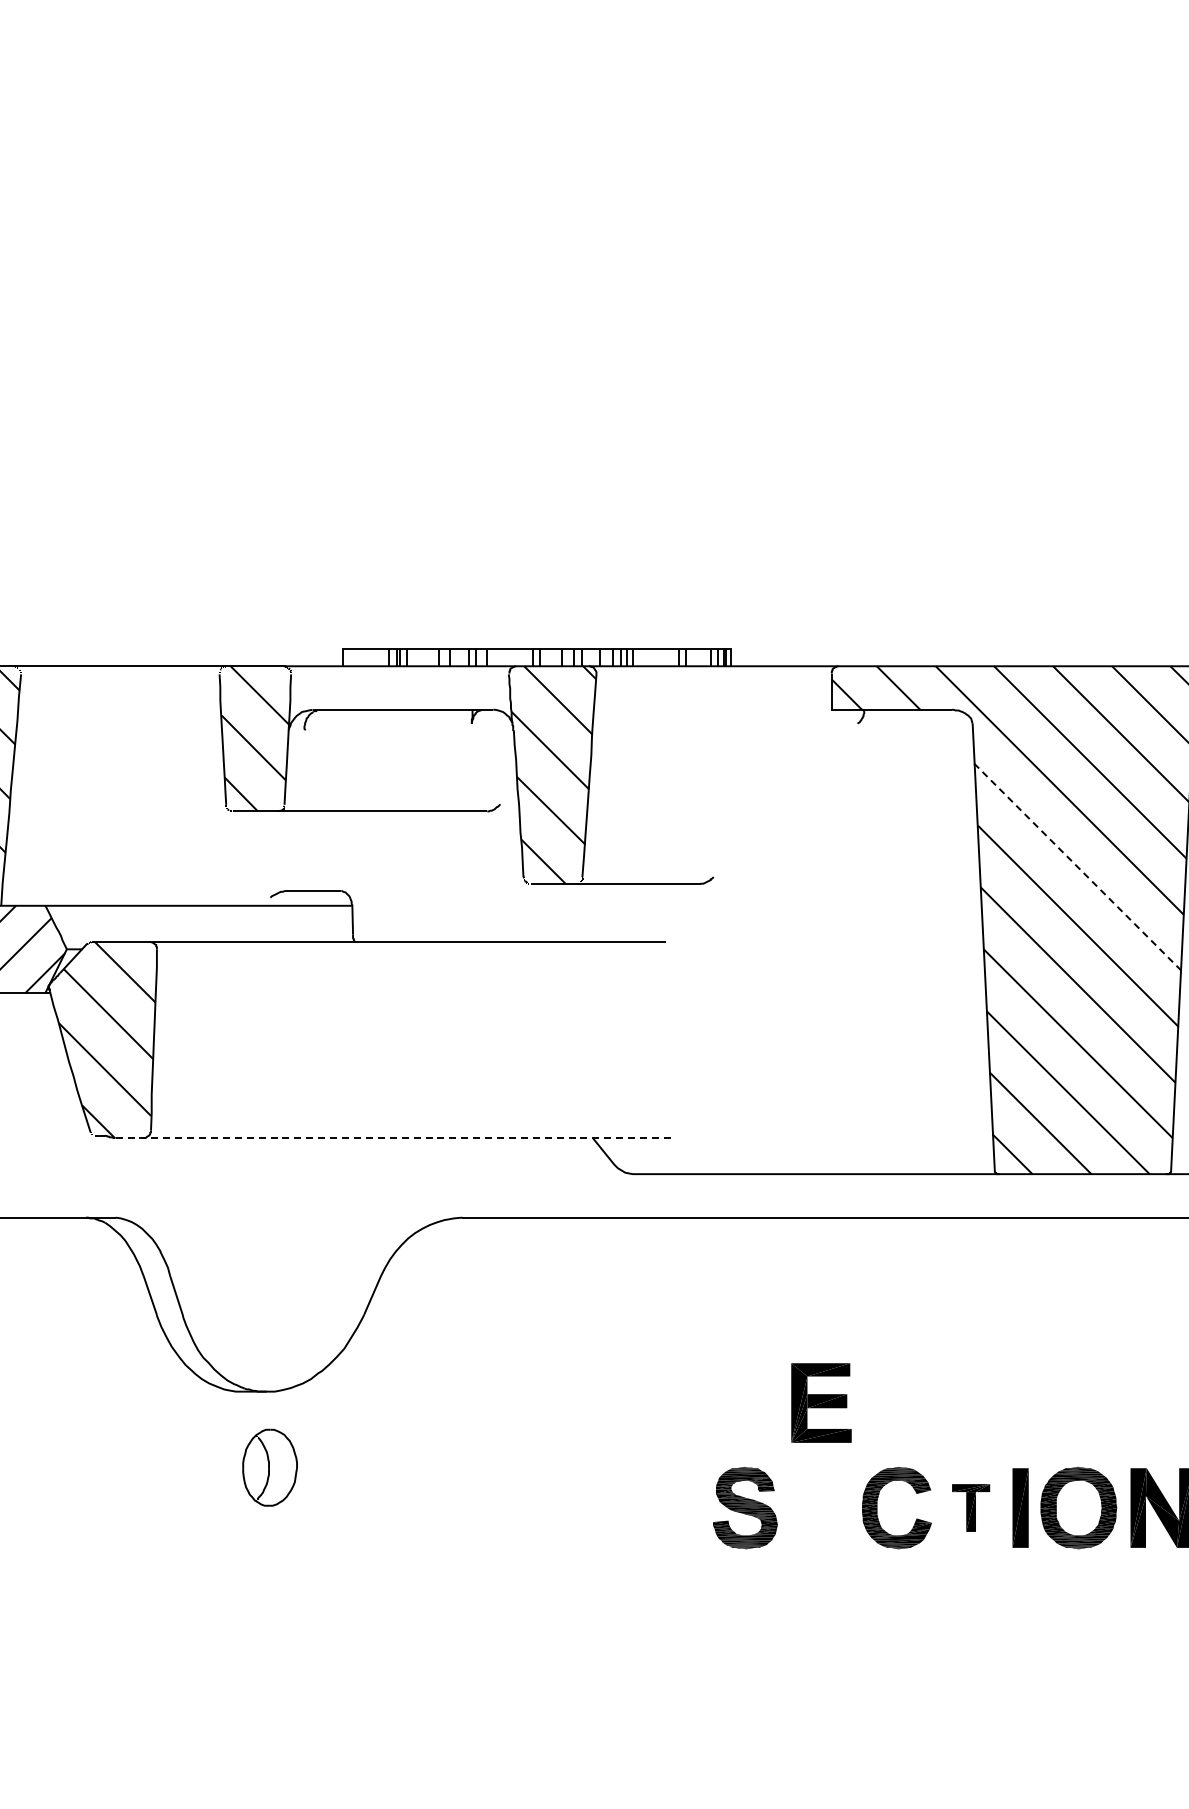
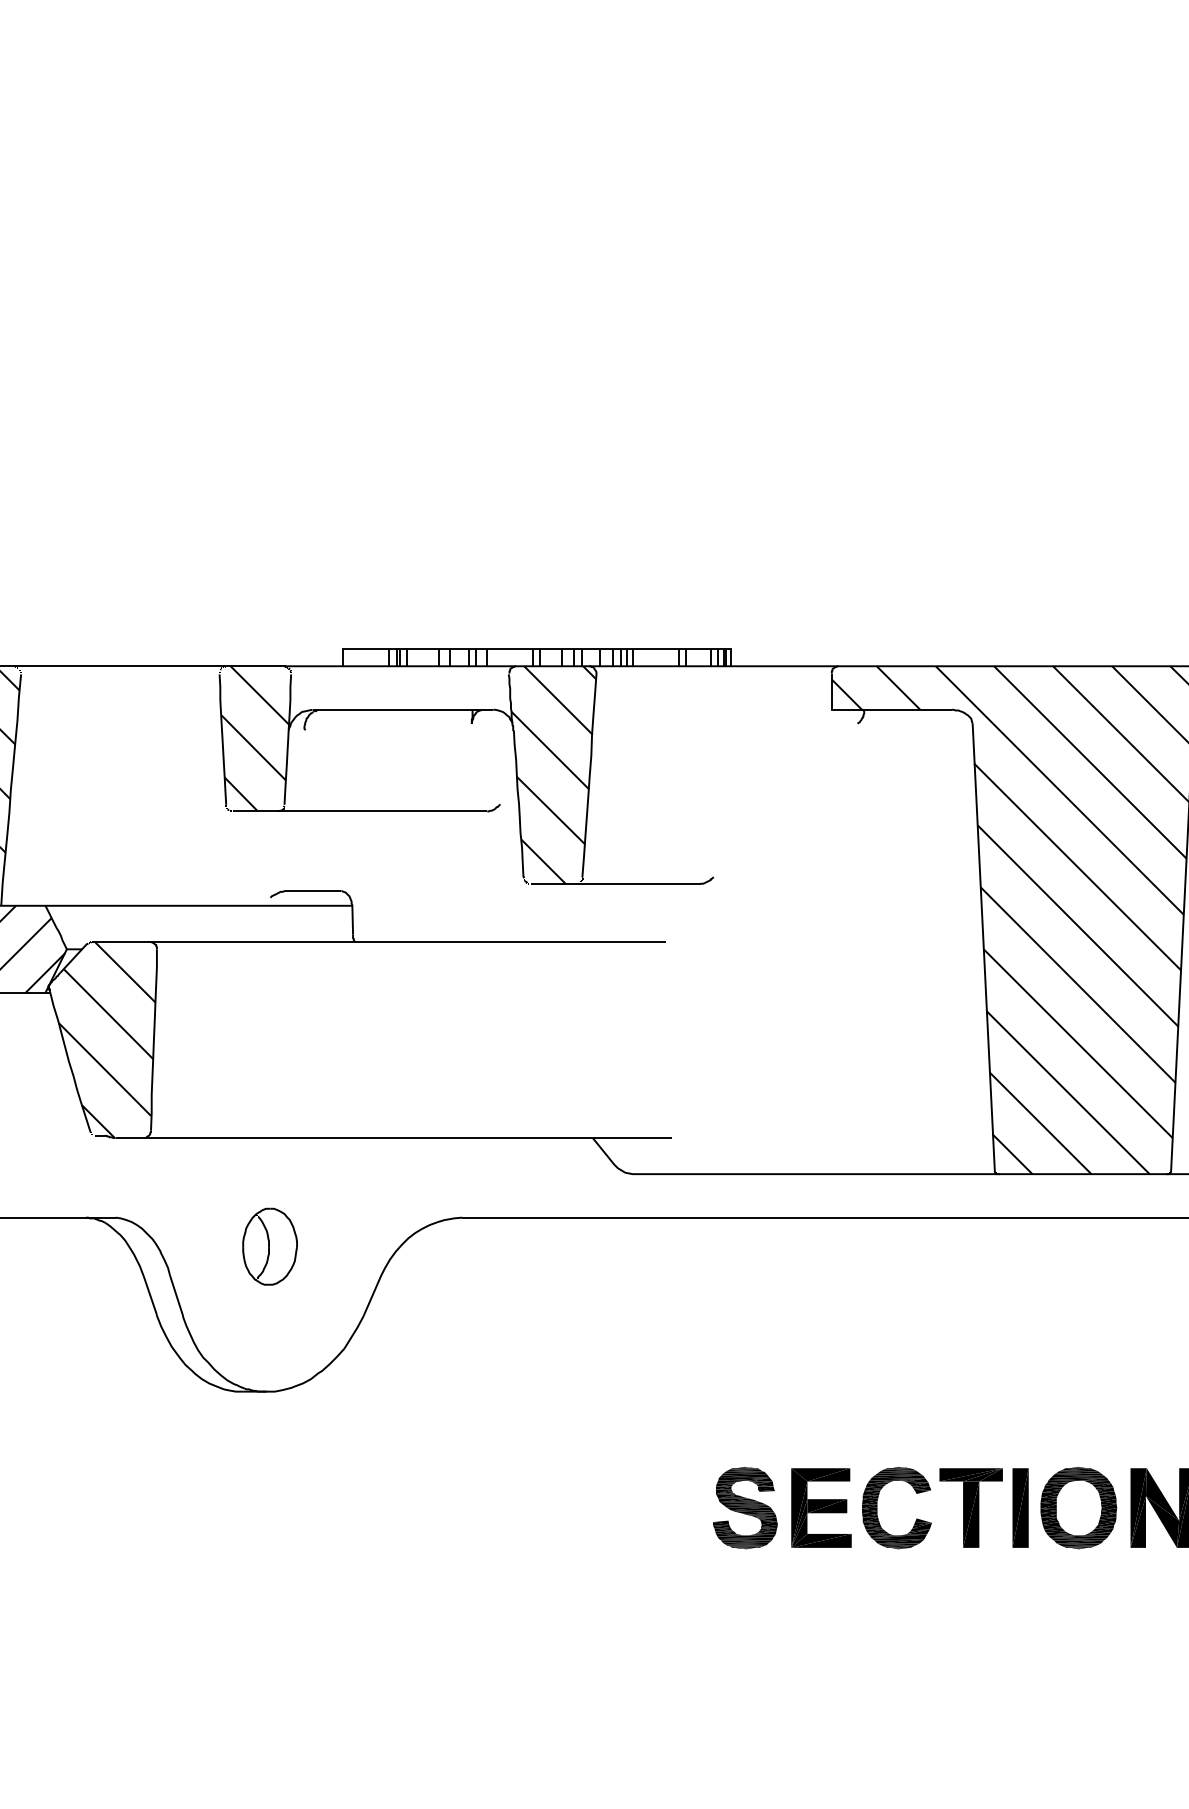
line: dashed -> solid (1077, 867)
line: dashed -> solid (394, 1138)
part position: (821, 1402) -> (821, 1507) (821, 1507)
part position: (269, 1467) -> (269, 1246) (269, 1246)
part size: 39x48 px -> 64x80 px (970, 1507)
